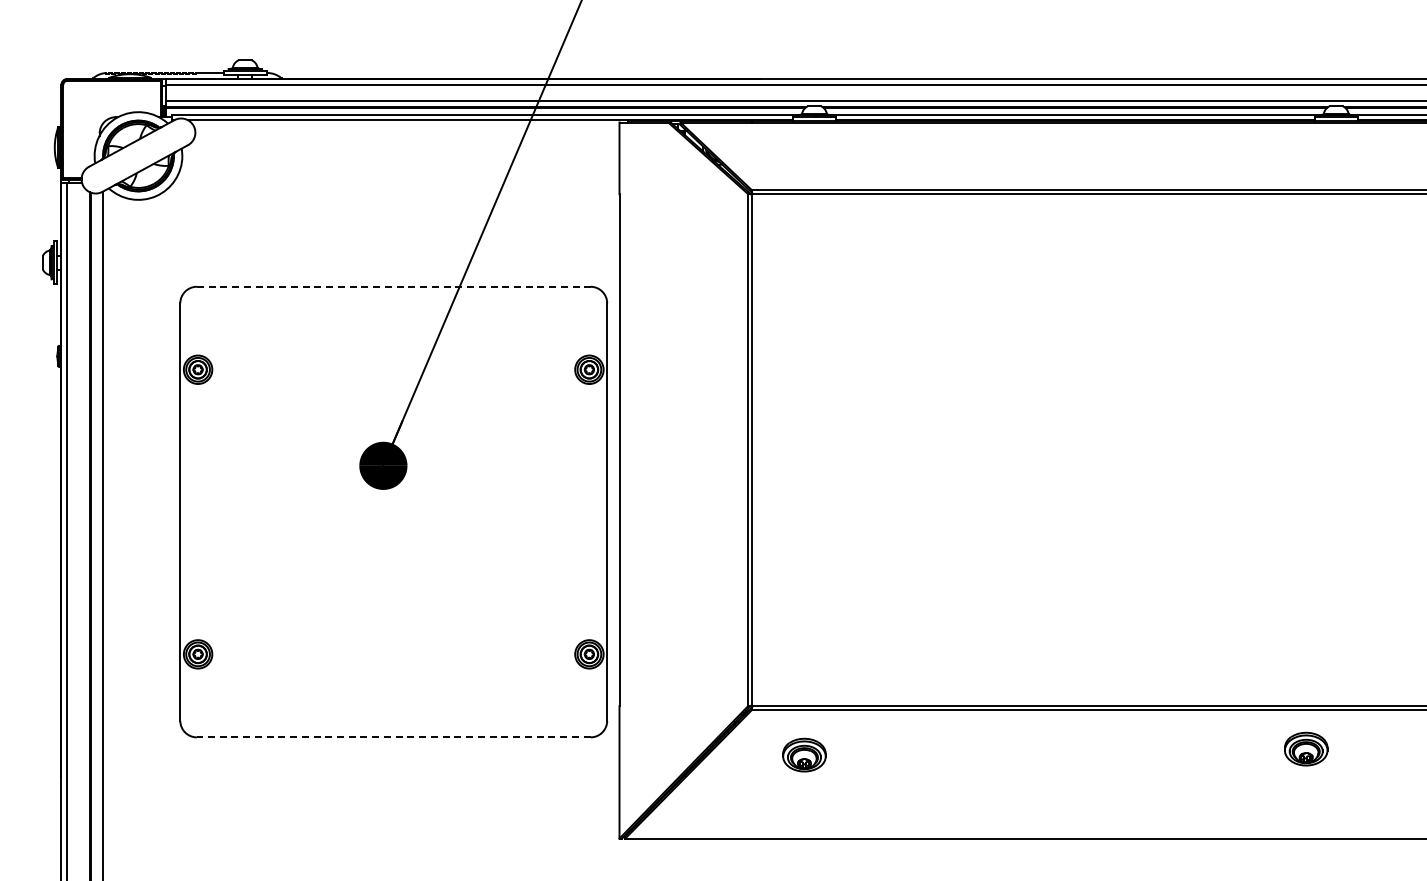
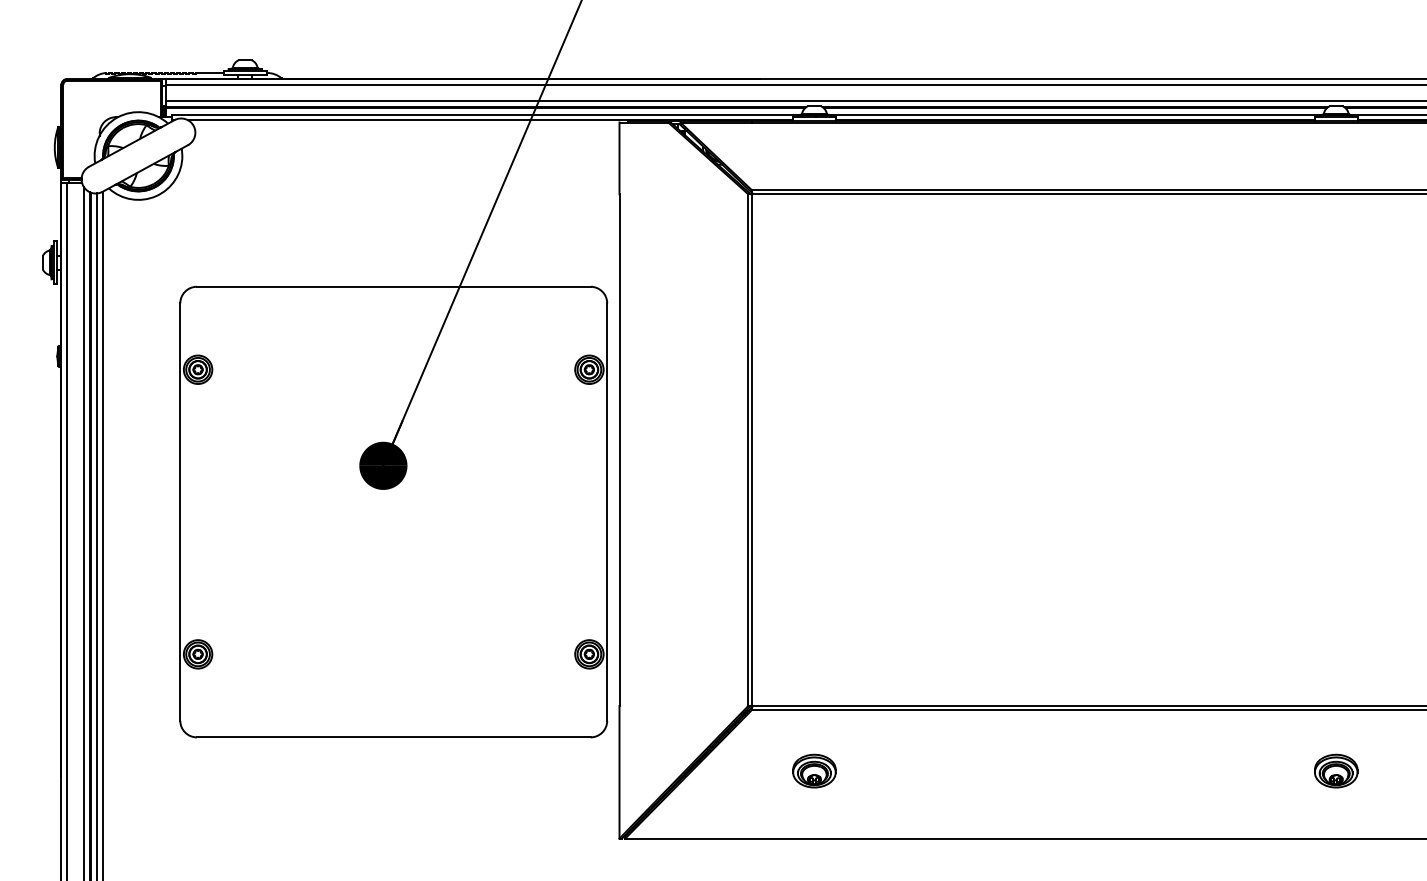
line: dashed -> solid (393, 286)
line: none -> present (83, 532)
line: none -> present (96, 535)
line: dashed -> solid (393, 737)
part position: (1306, 748) -> (1336, 770) (1336, 770)
part position: (804, 754) -> (814, 770) (814, 770)
